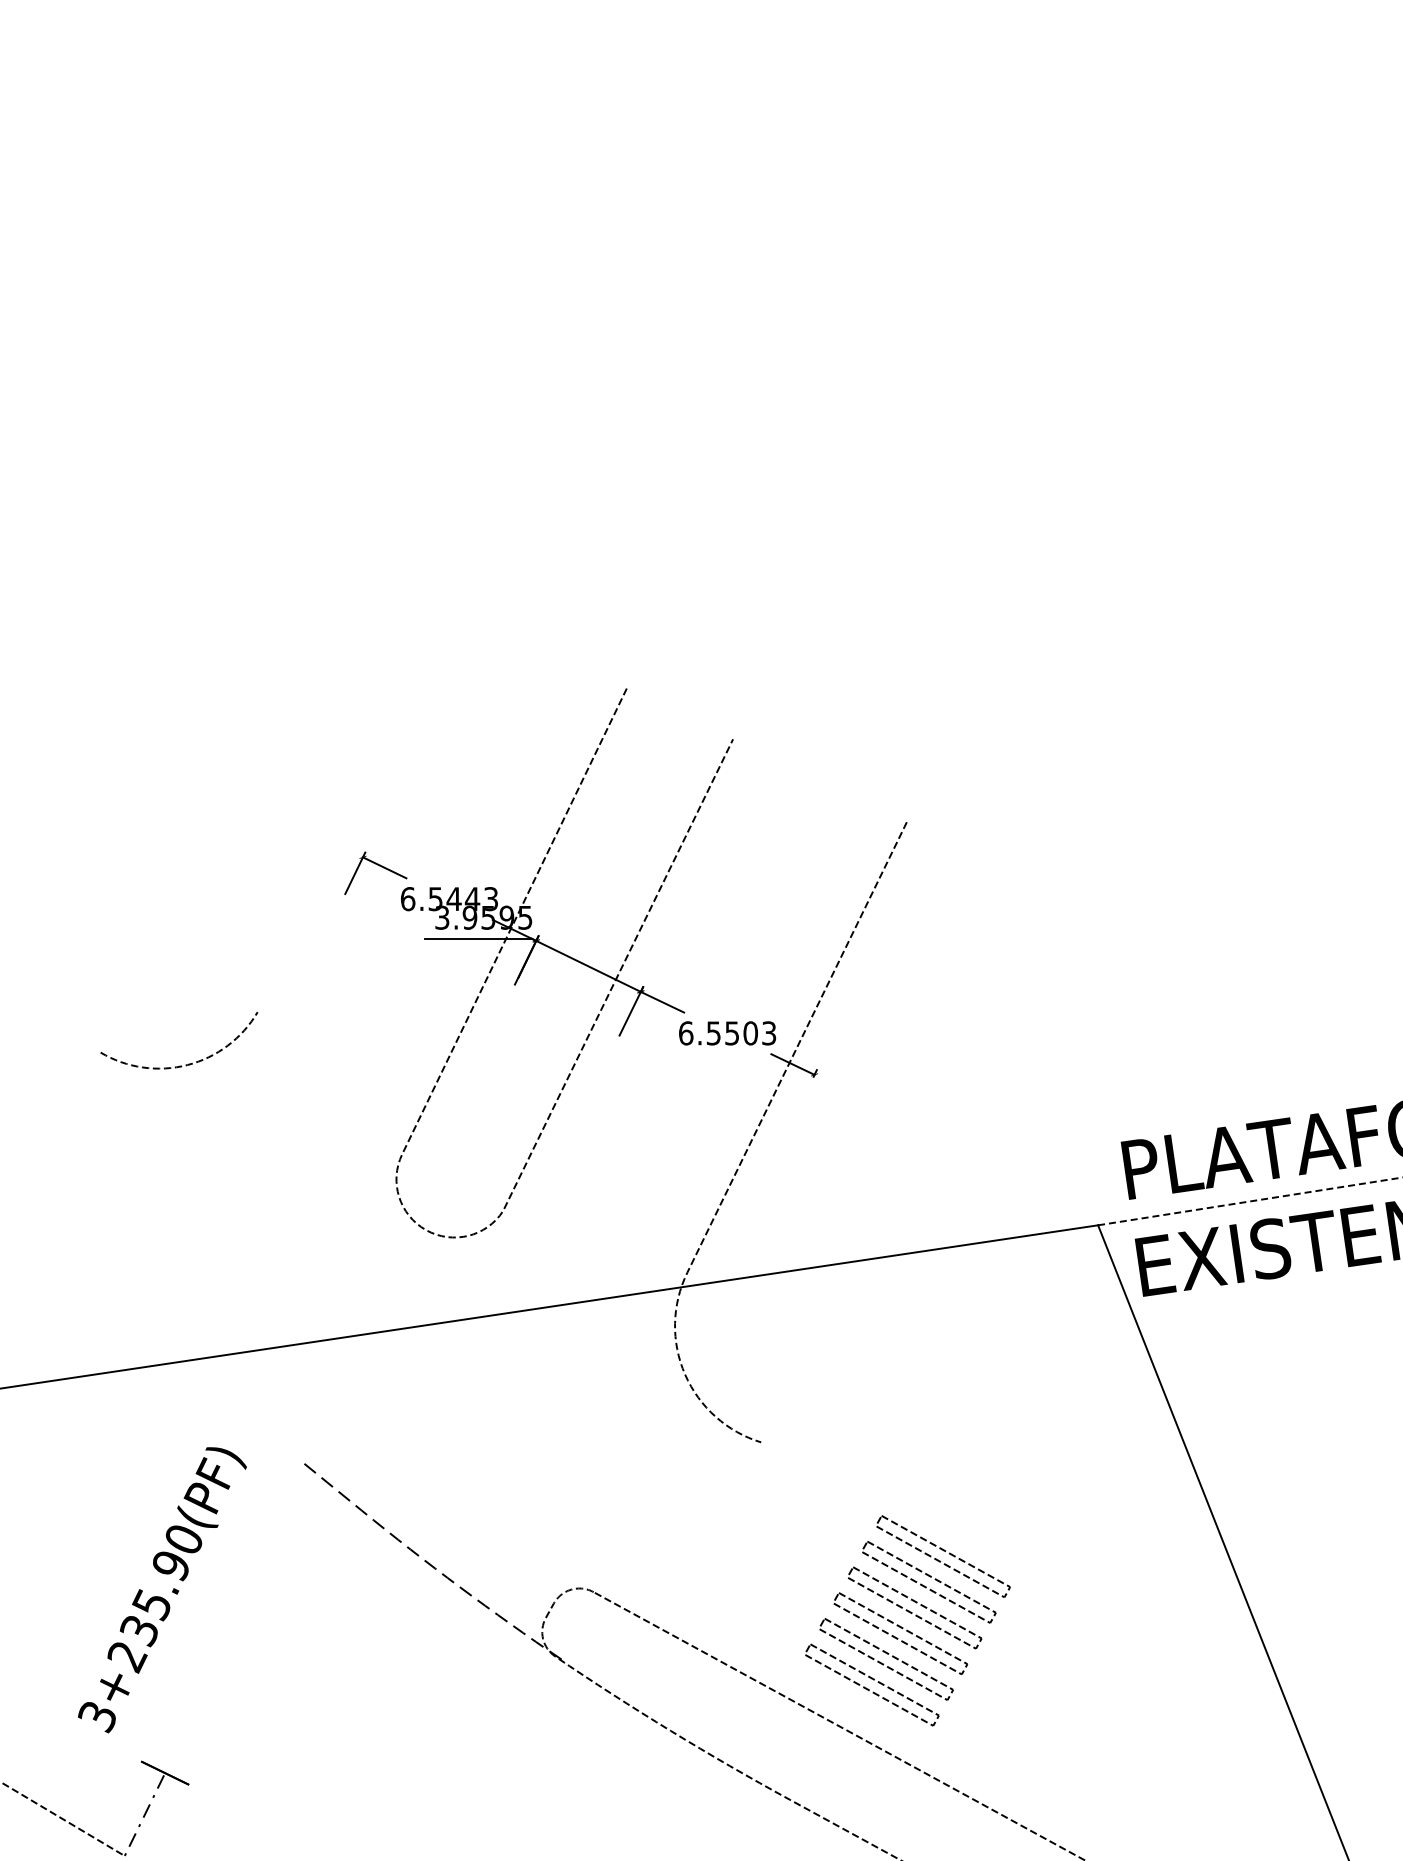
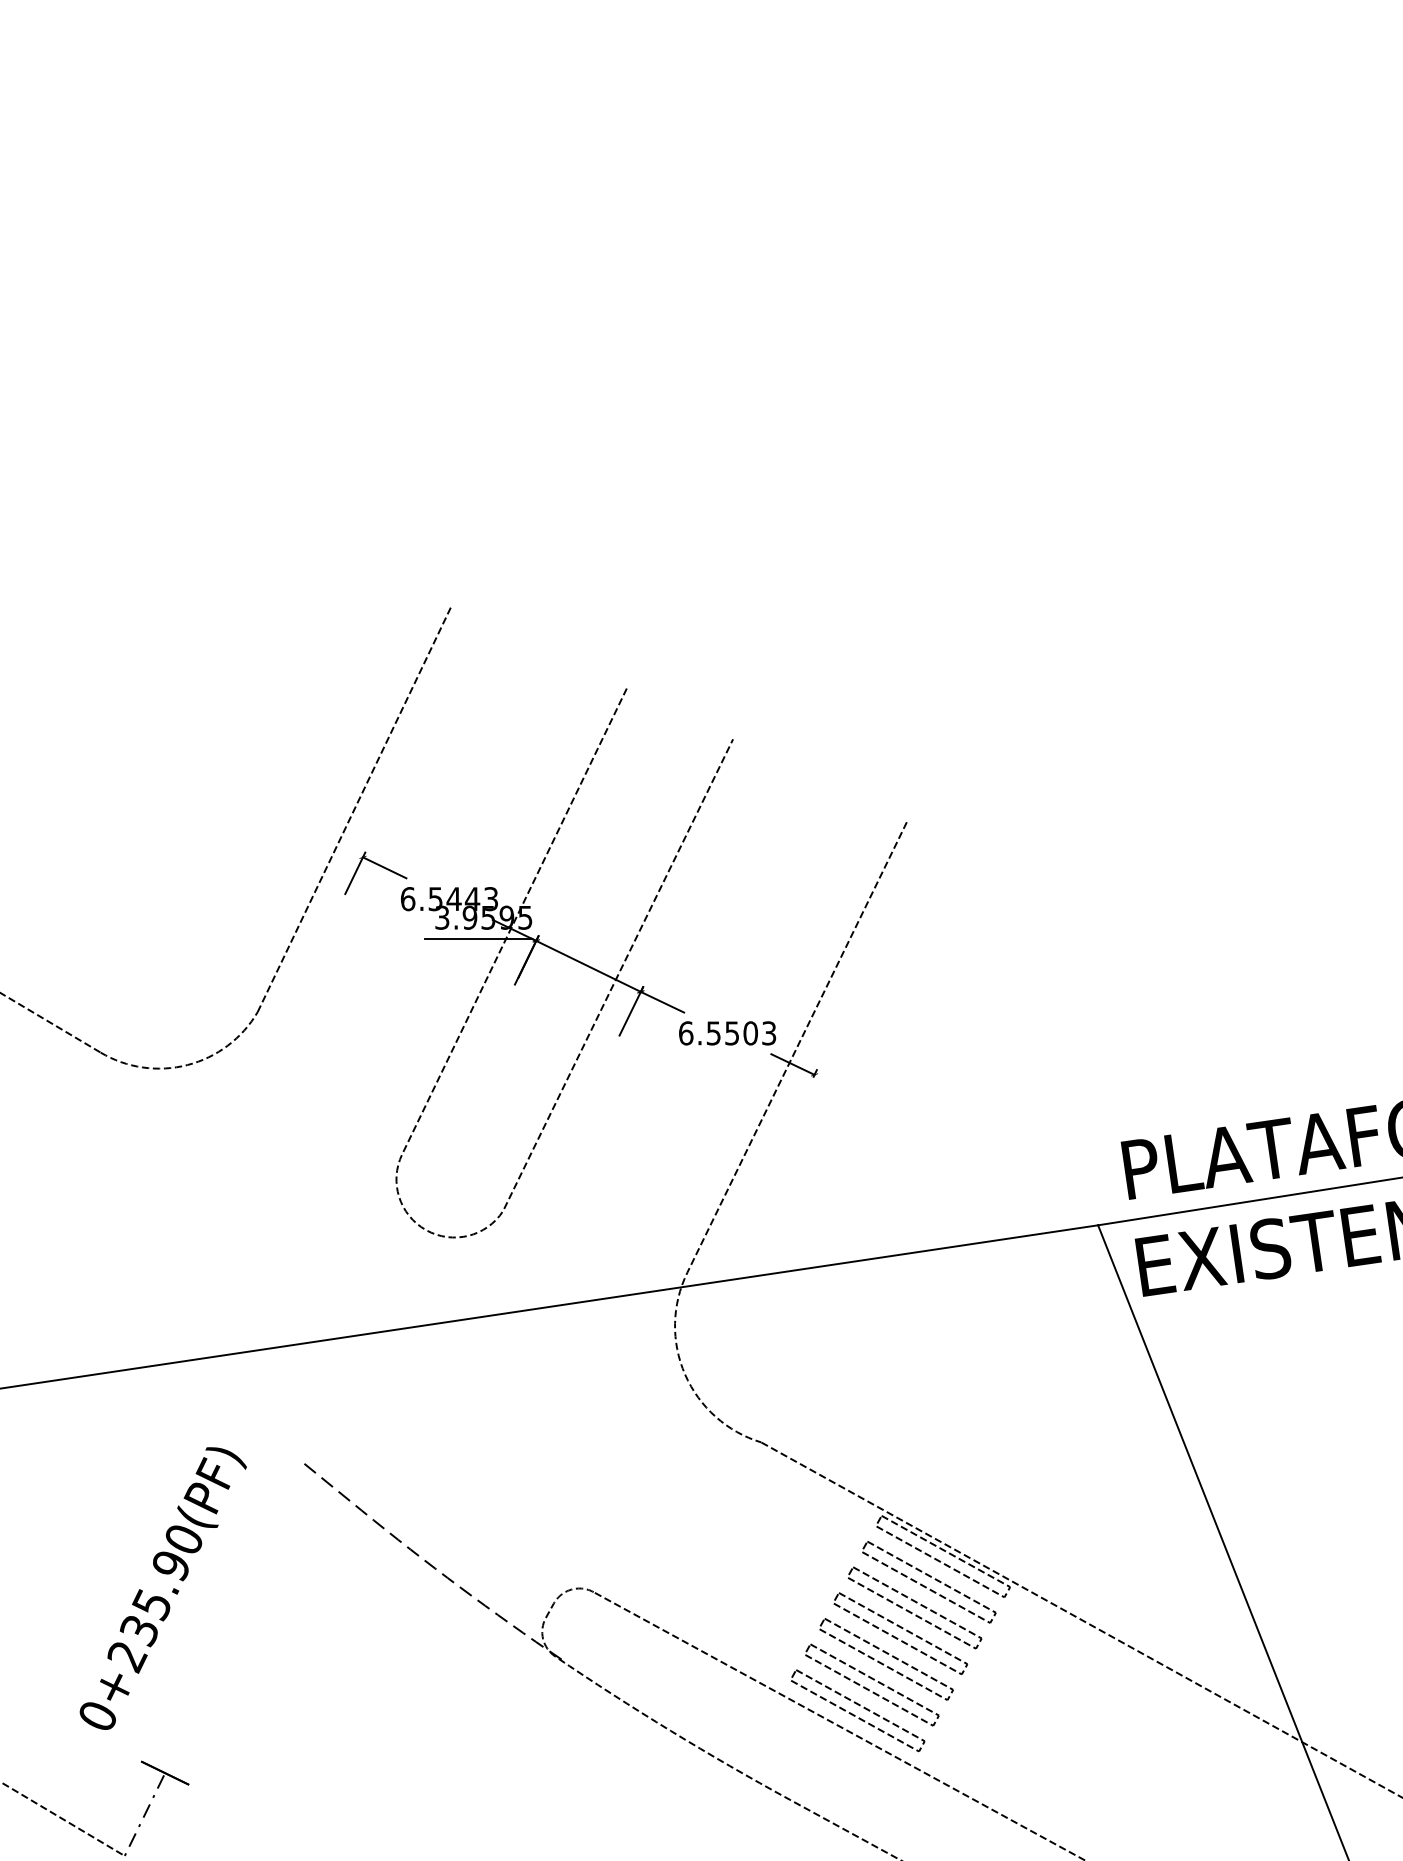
line: none -> present (354, 808)
line: none -> present (51, 1023)
line: dashed -> solid (1250, 1201)
line: none -> present (1080, 1618)
part: none -> present (858, 1710)
text: 3+235.90(PF) -> 0+235.90(PF) (96, 1717)
